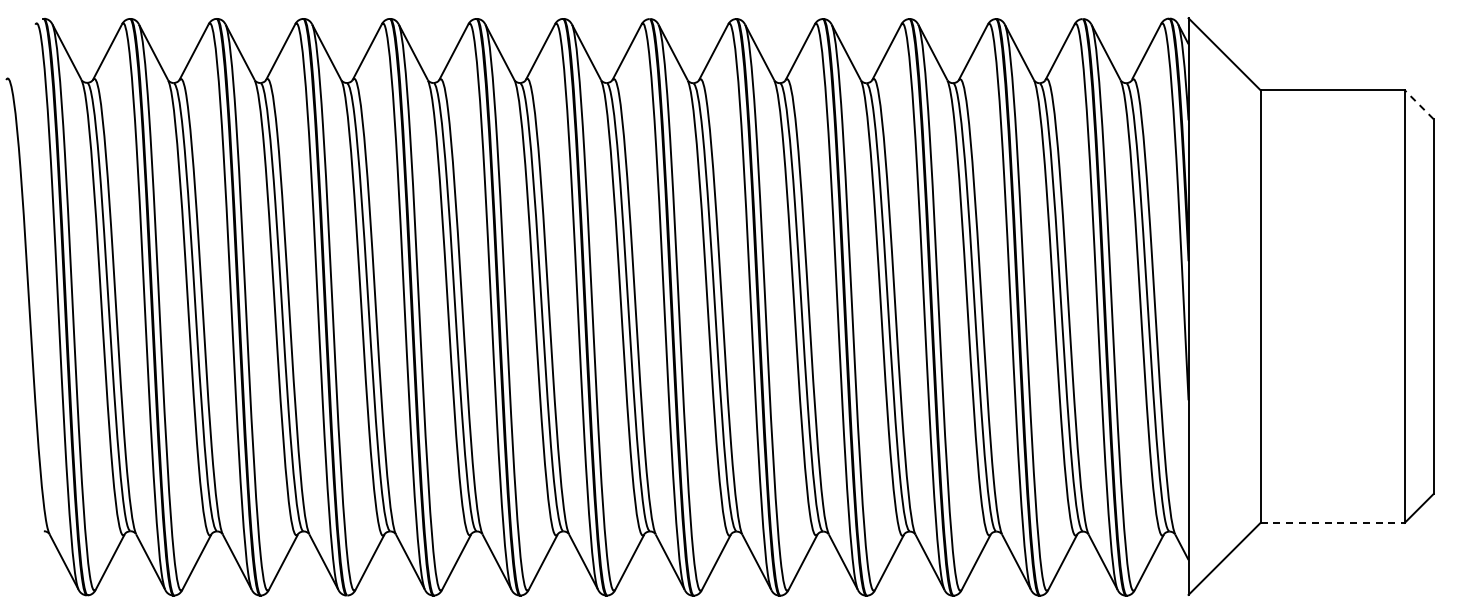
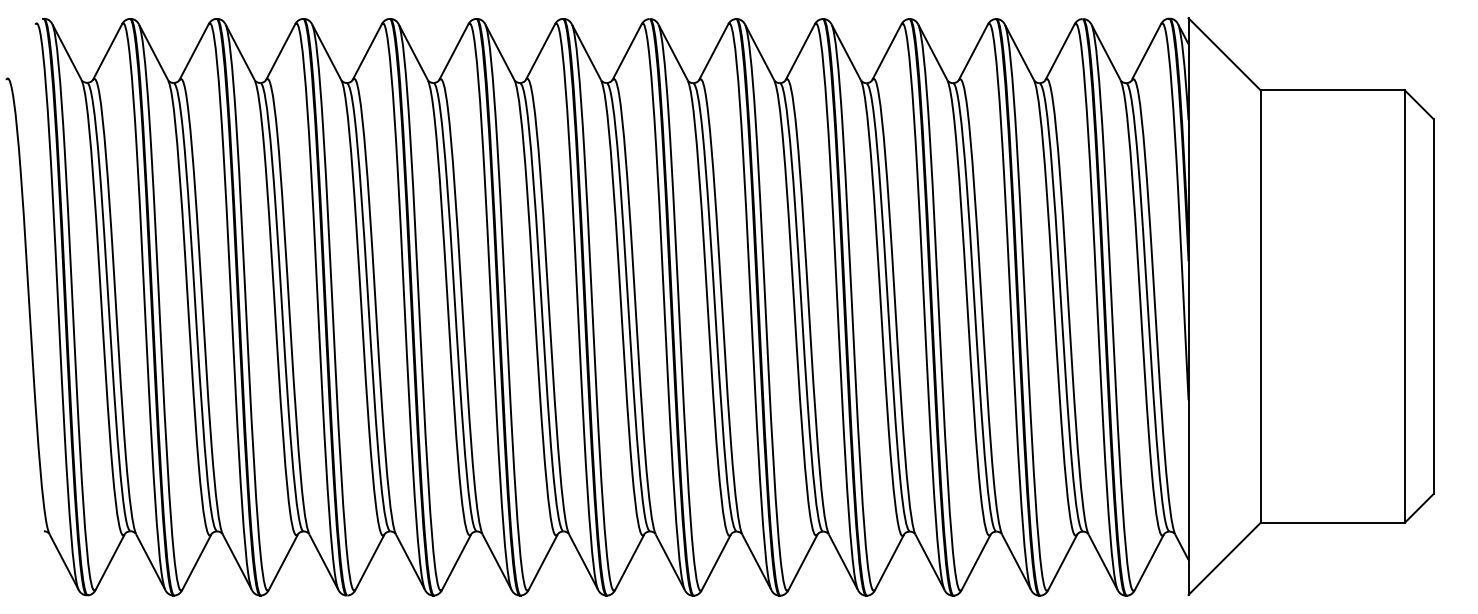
line: dashed -> solid (1418, 104)
line: dashed -> solid (1333, 522)
